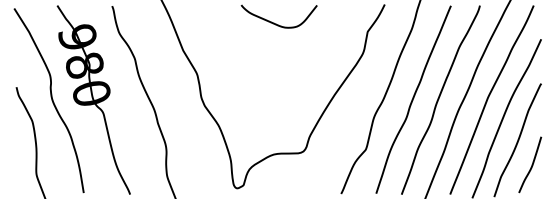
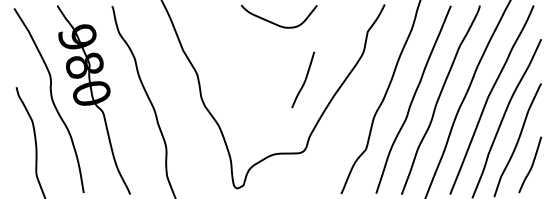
curve: none -> present (304, 79)
